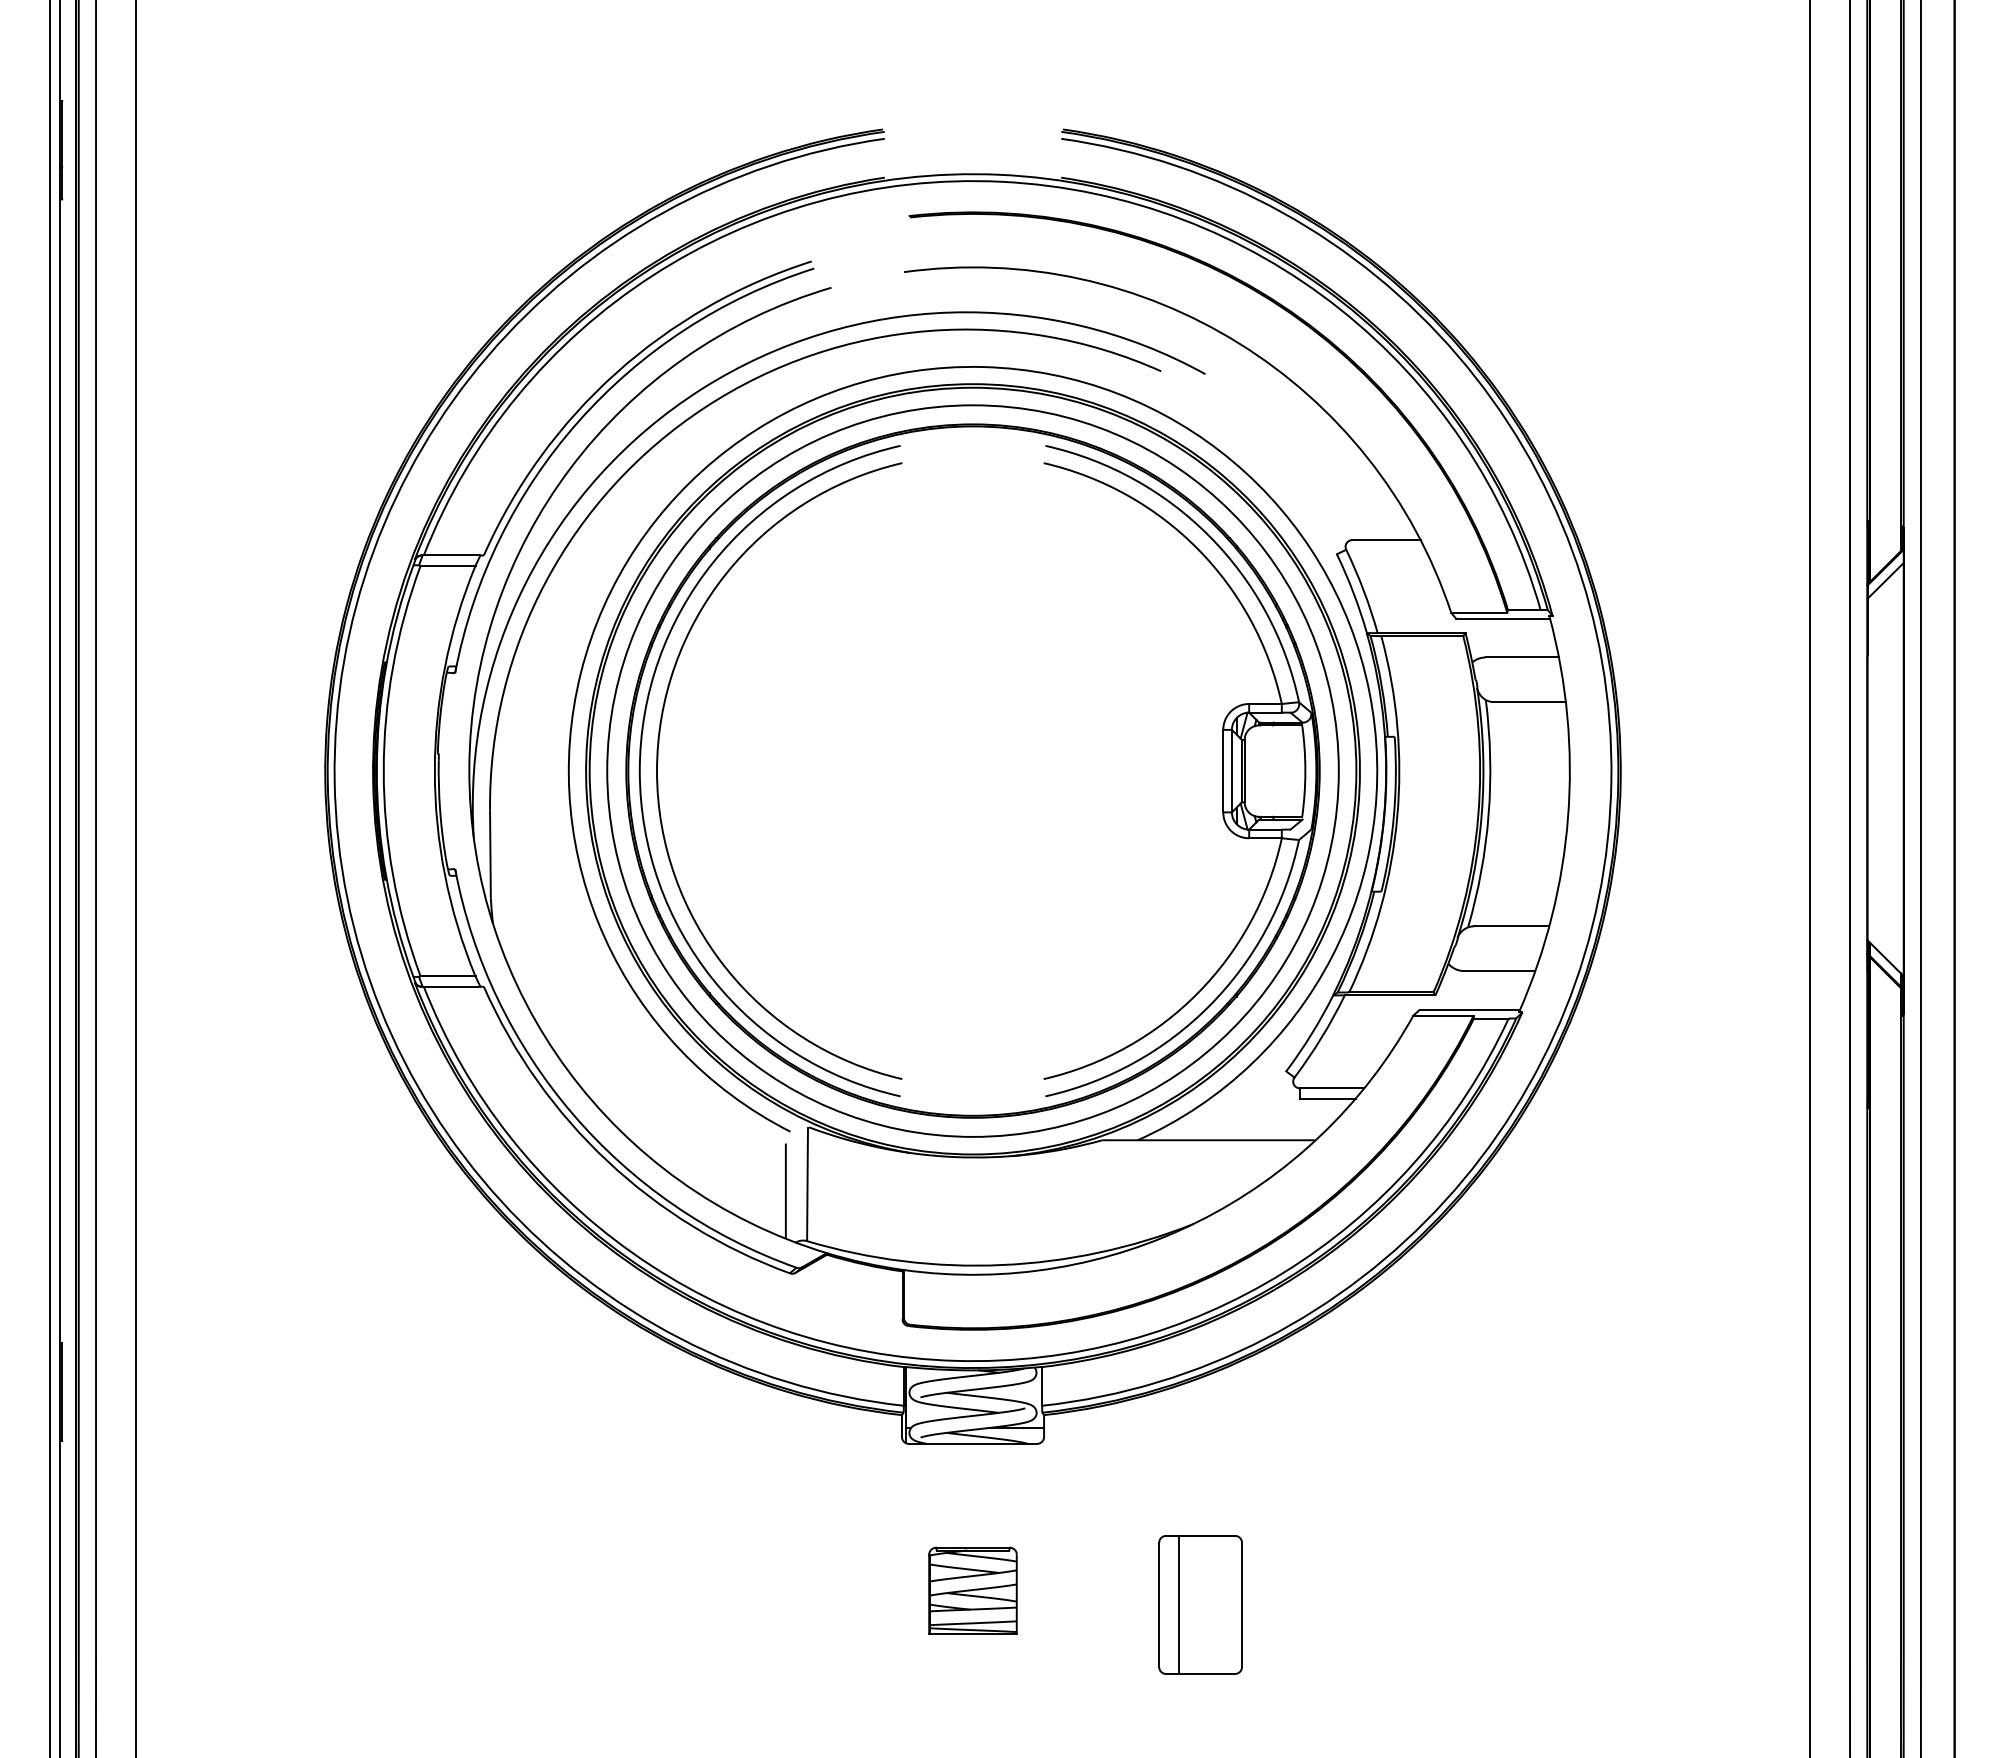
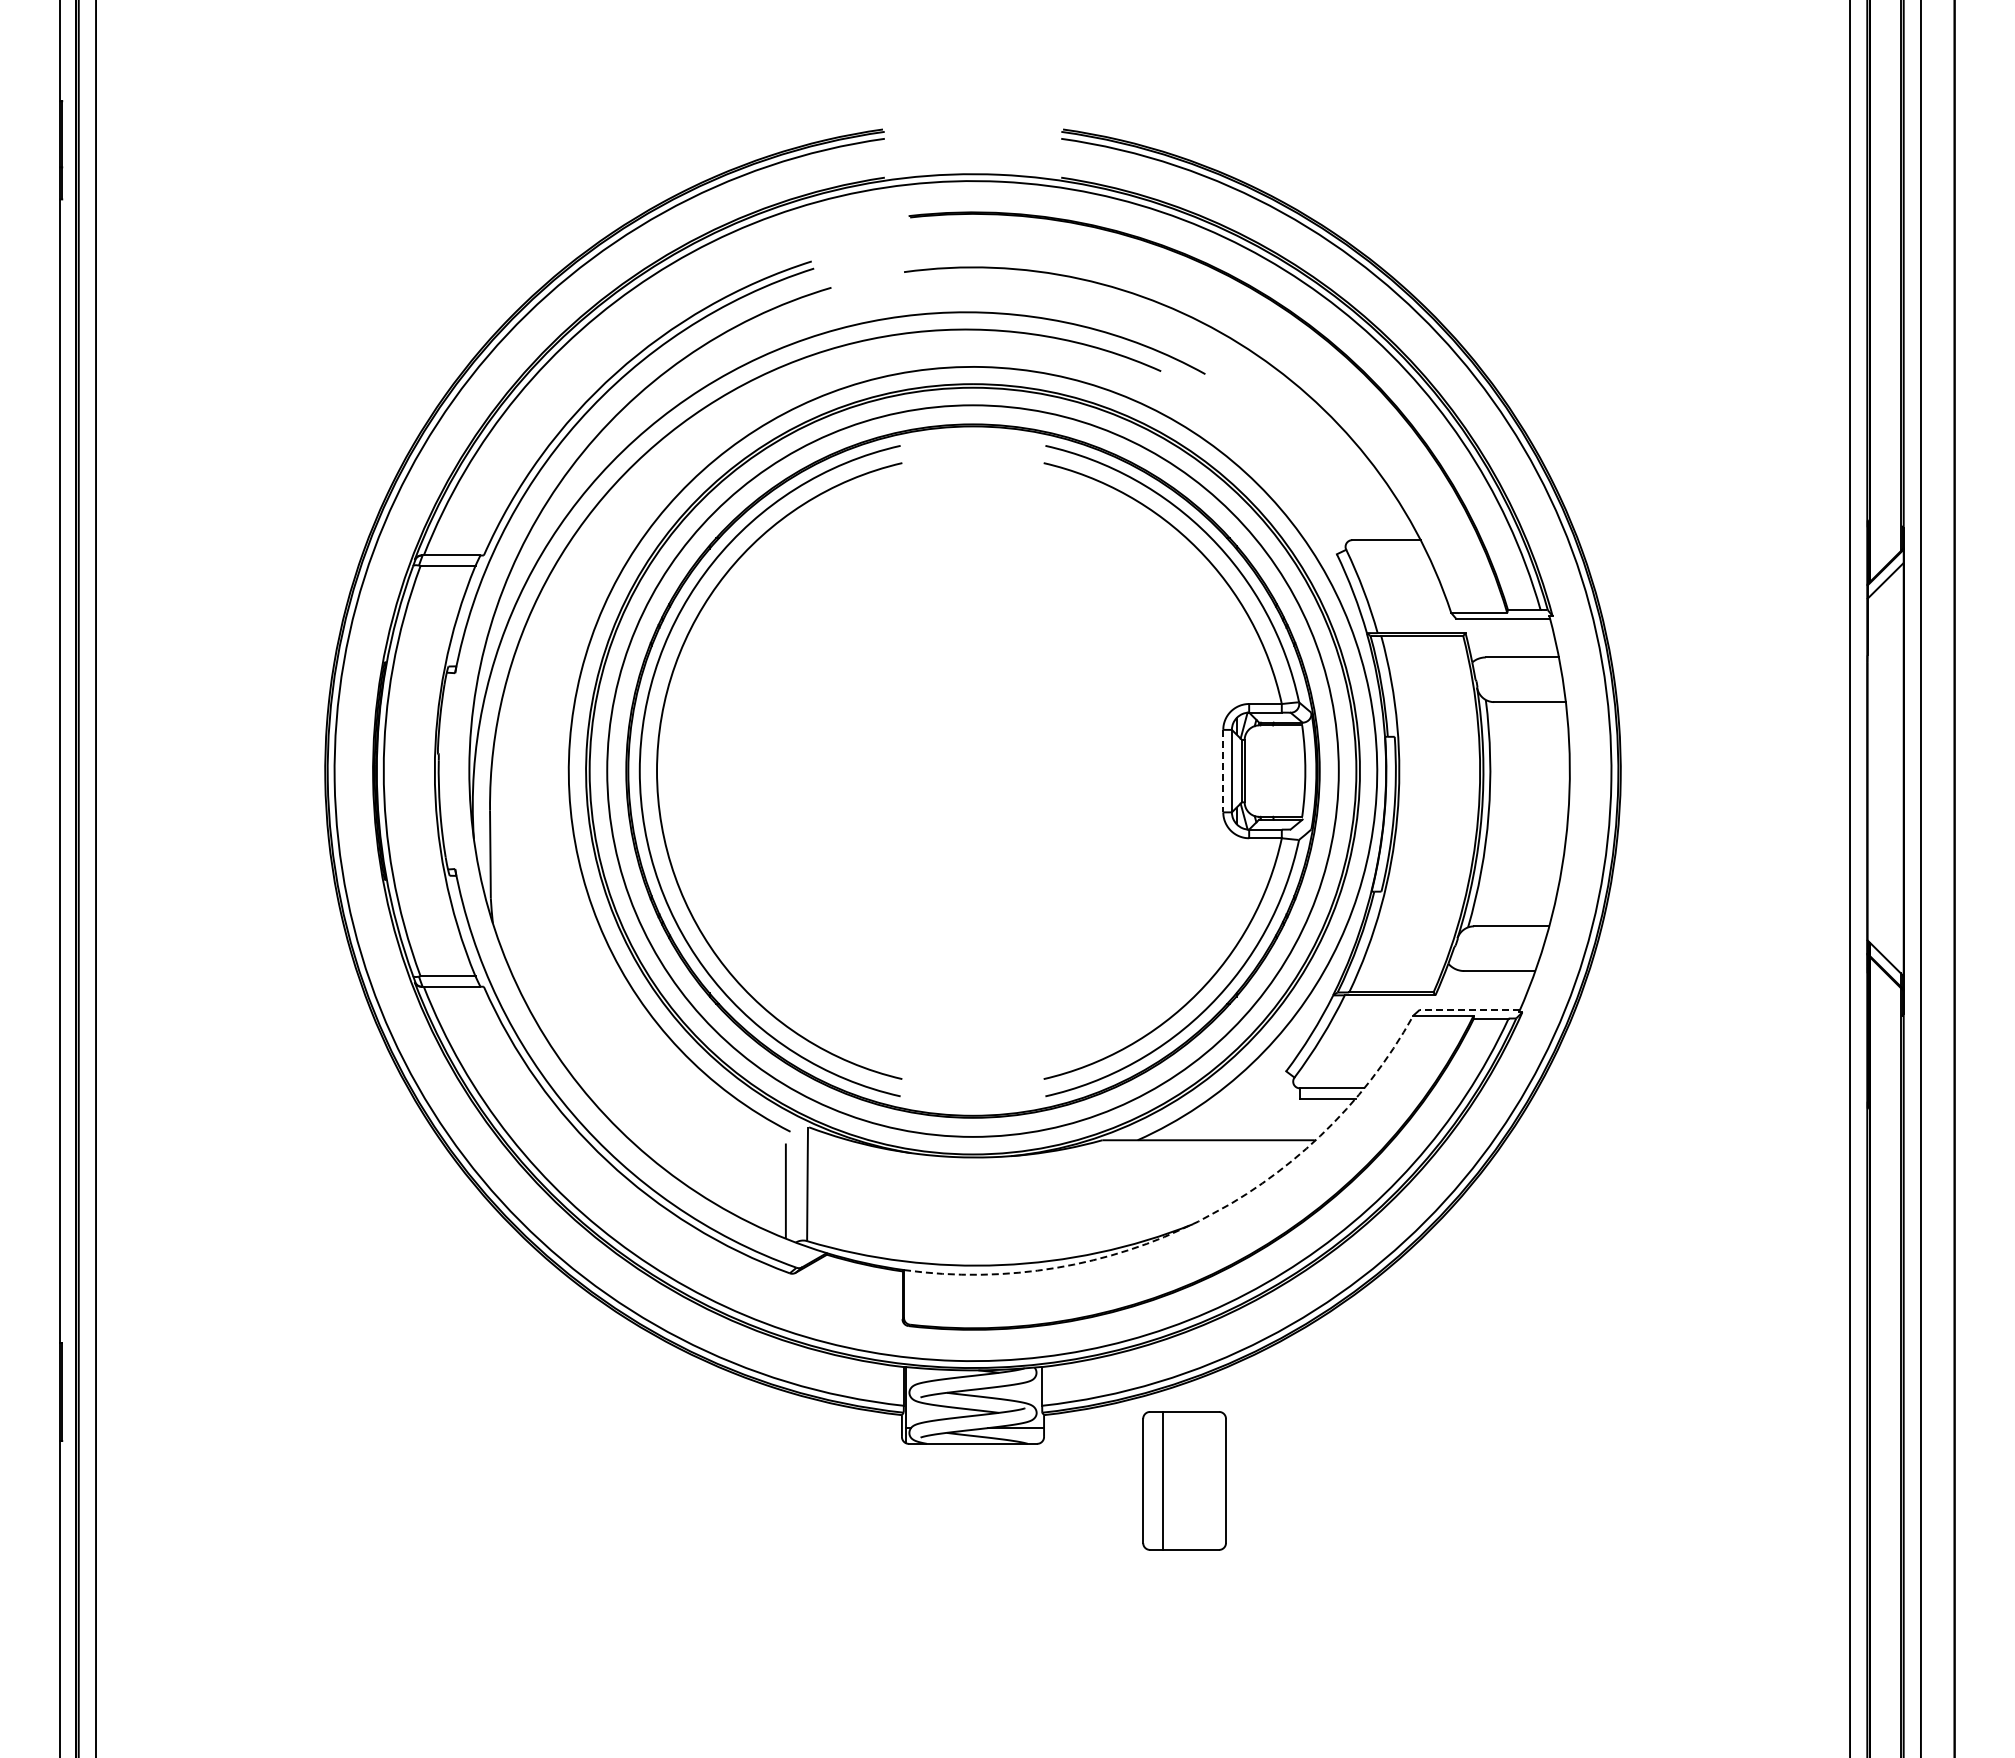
line: solid -> dashed (1223, 771)
line: present -> none (50, 878)
line: present -> none (136, 878)
line: present -> none (1809, 878)
line: solid -> dashed (1469, 1009)
arc: solid -> dashed (1198, 1221)
part: present -> none (972, 1590)
part position: (1200, 1604) -> (1184, 1480) (1184, 1480)
